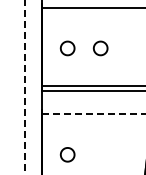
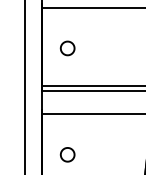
part: present -> none (100, 48)
line: dashed -> solid (24, 87)
line: dashed -> solid (93, 113)
